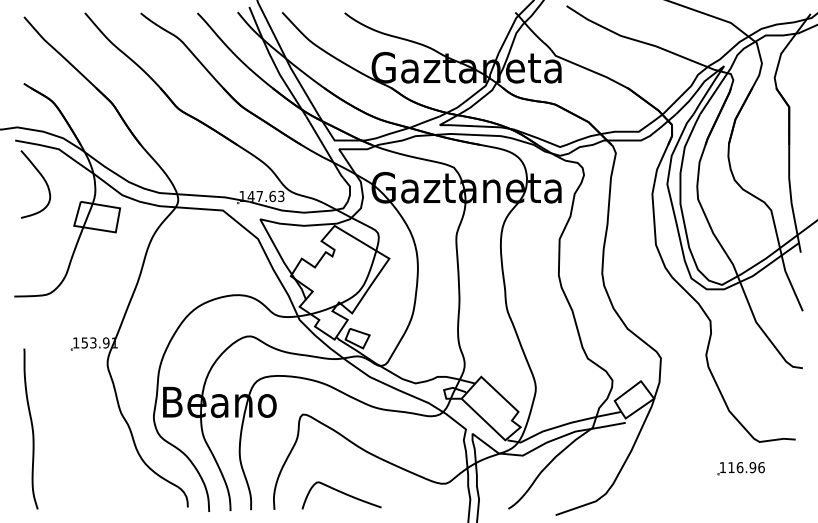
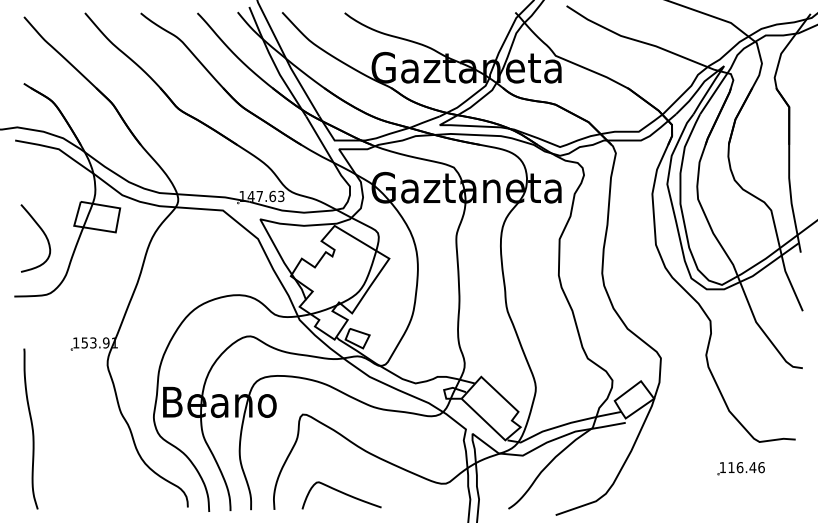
curve position: (42, 178) -> (42, 232) (42, 232)
text: 116.96 -> 116.46 (752, 467)
